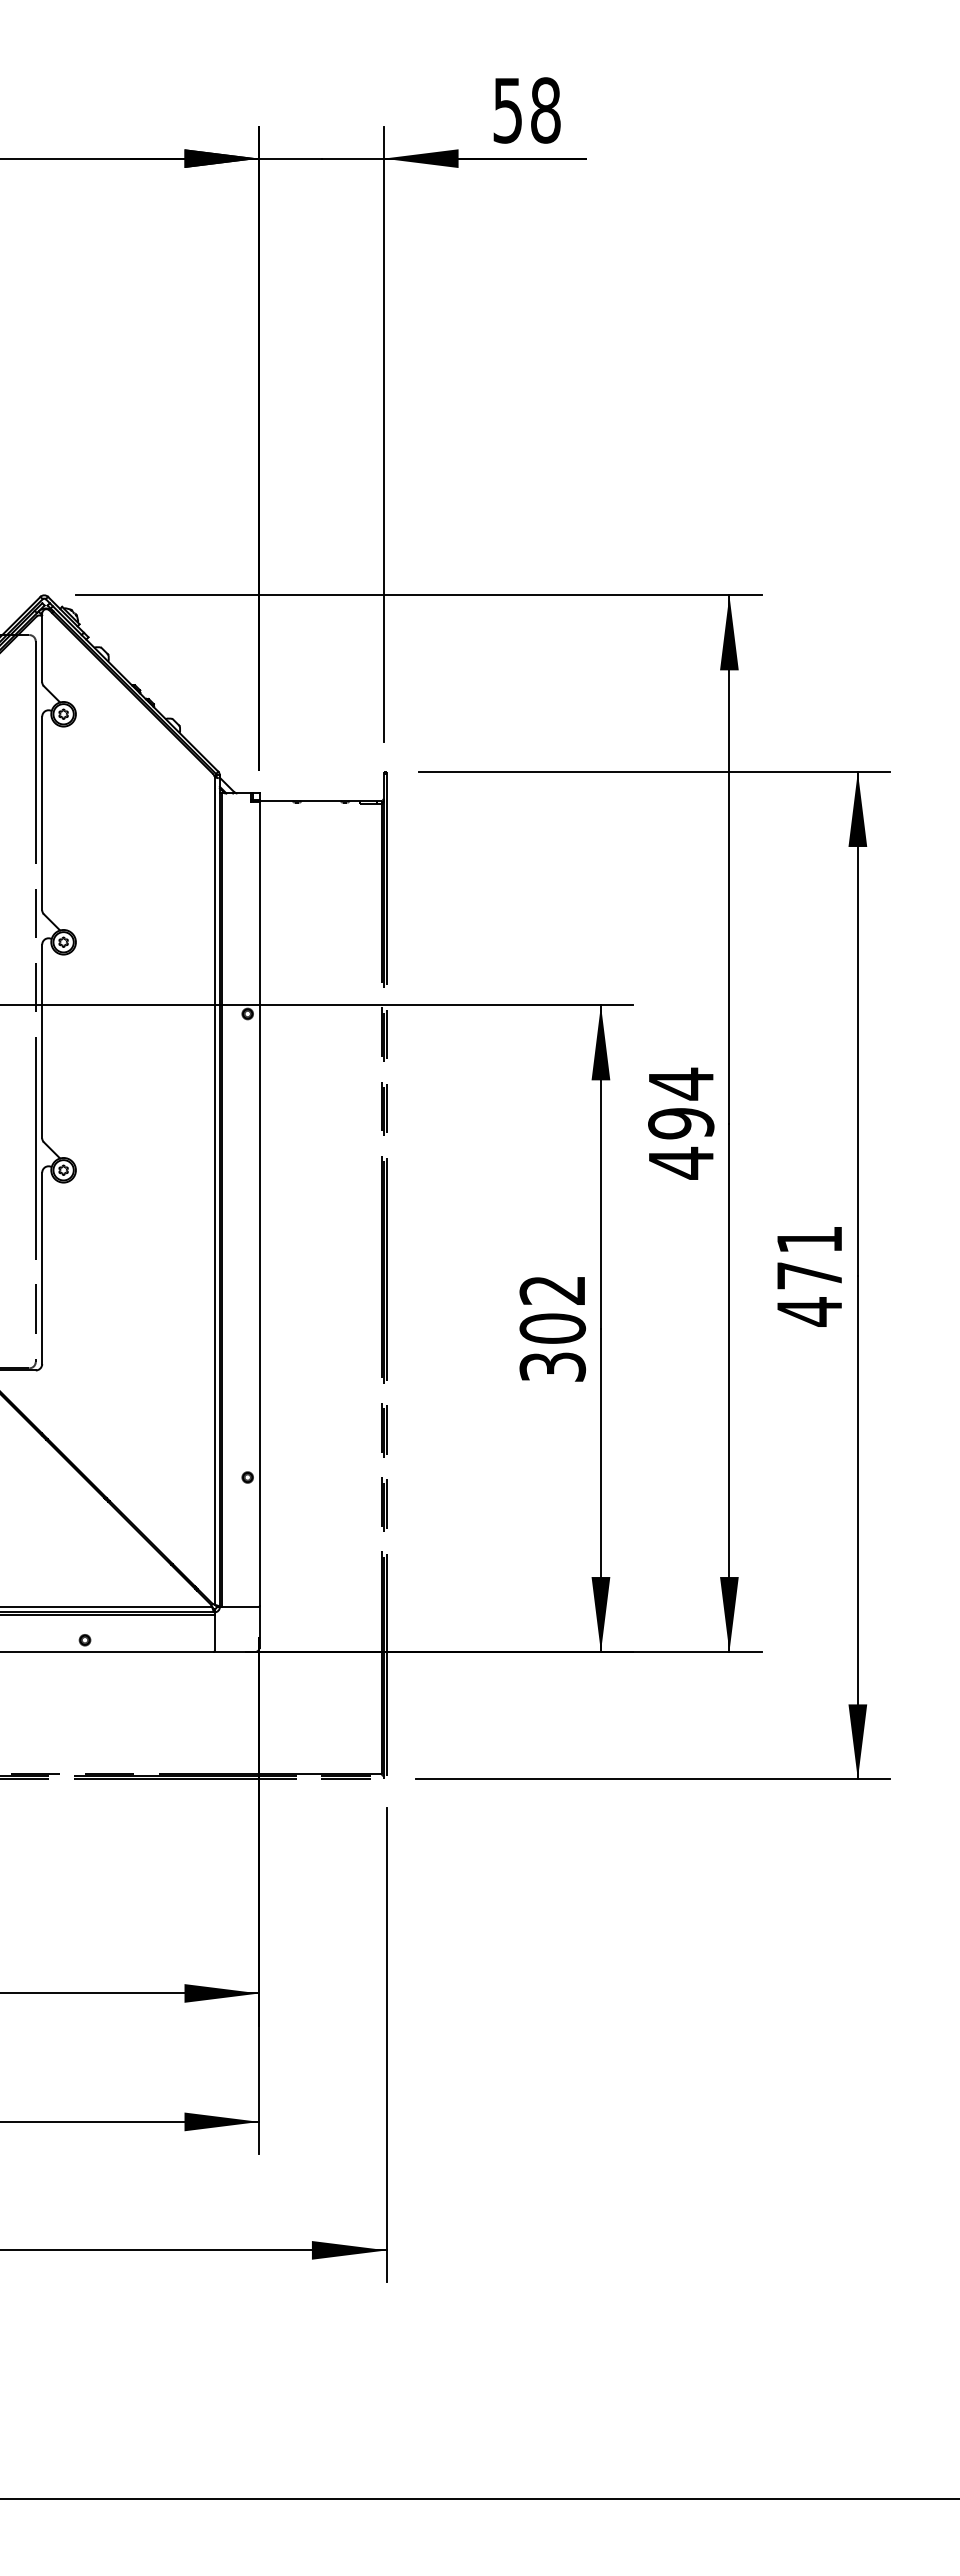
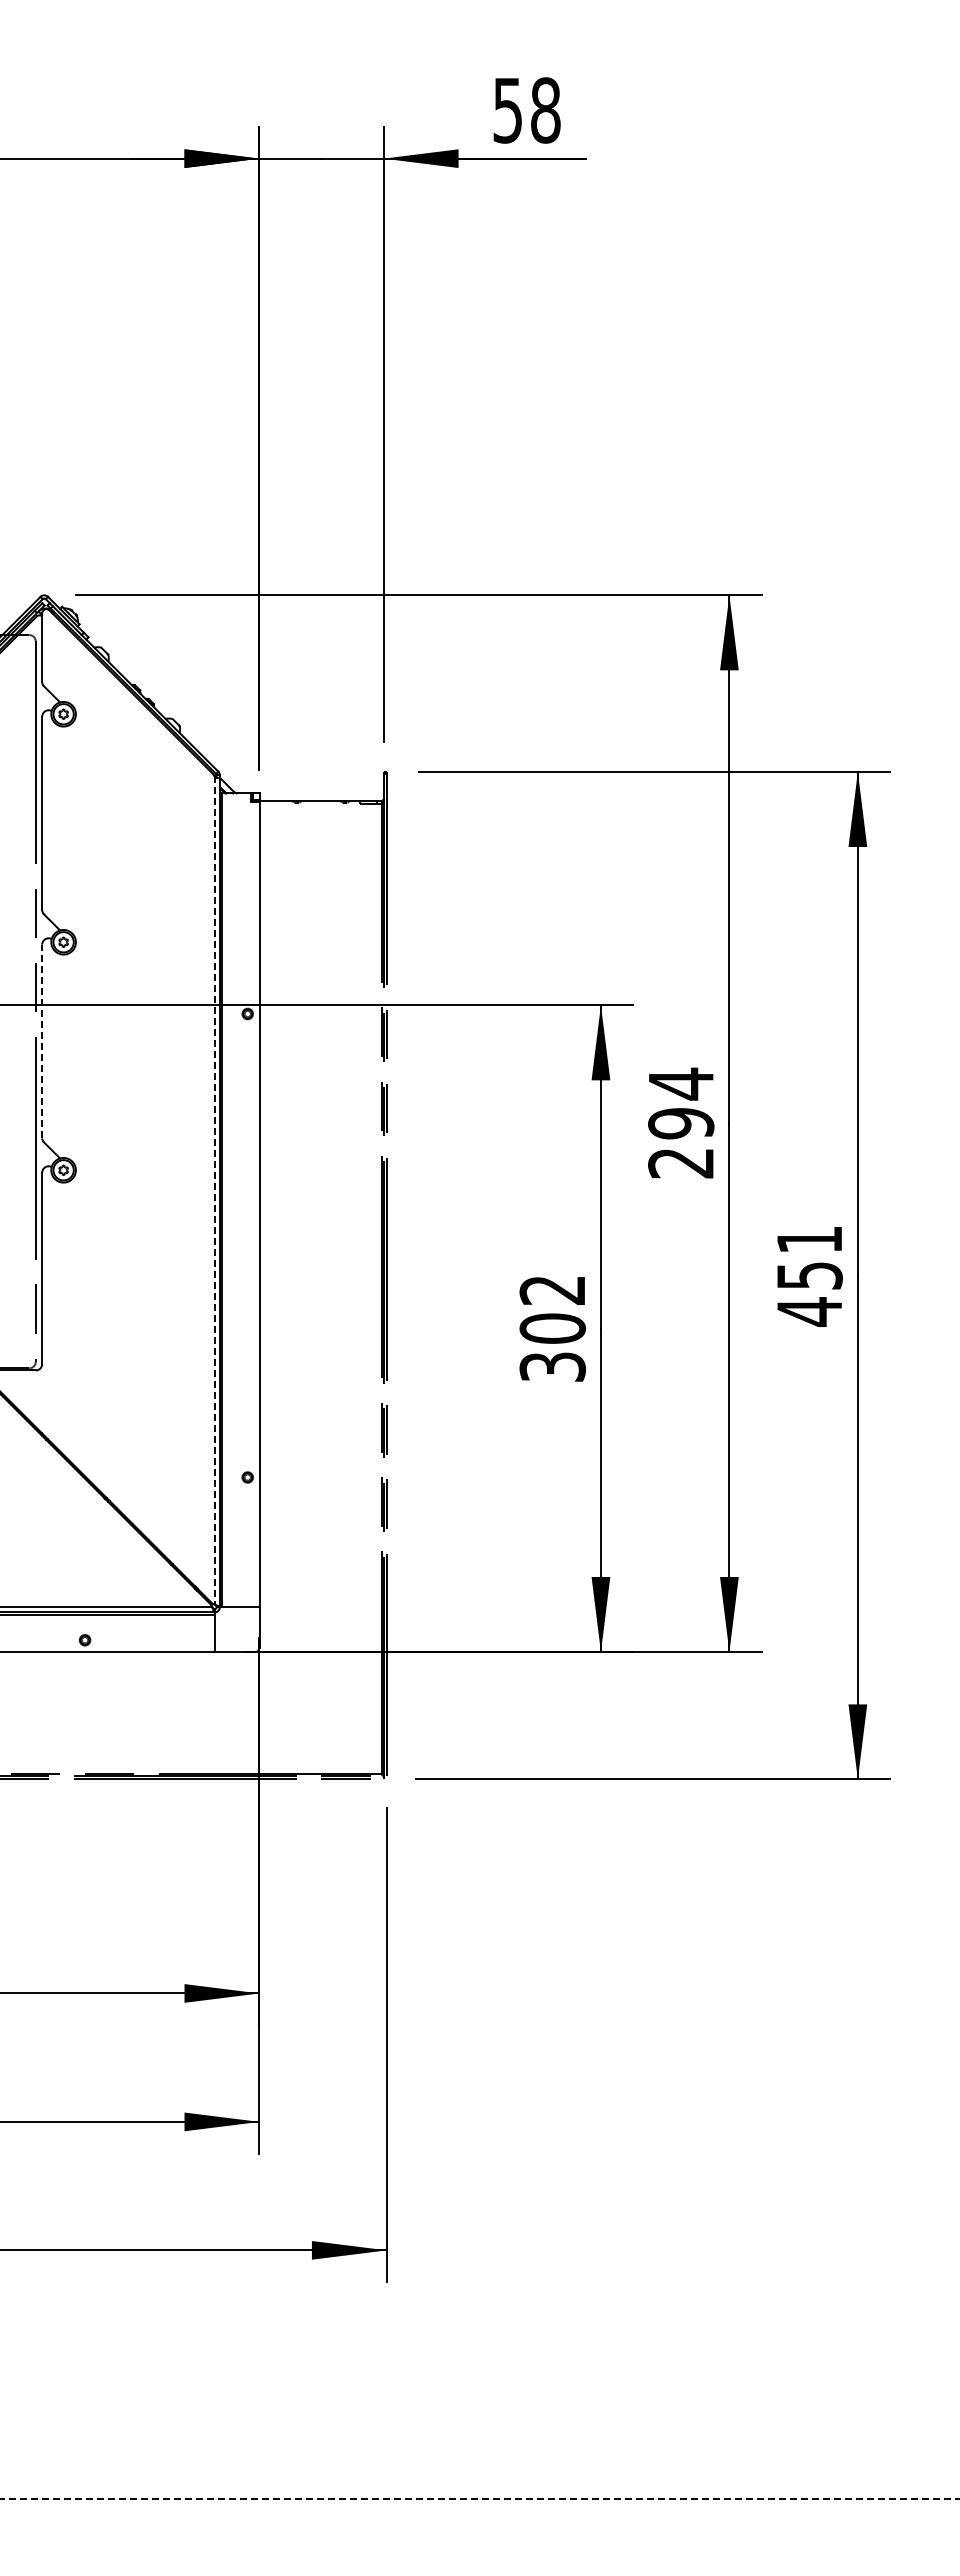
line: solid -> dashed (42, 1041)
text: 494 -> 294 (680, 1162)
line: solid -> dashed (214, 1190)
text: 471 -> 451 (809, 1275)
line: solid -> dashed (479, 2498)
